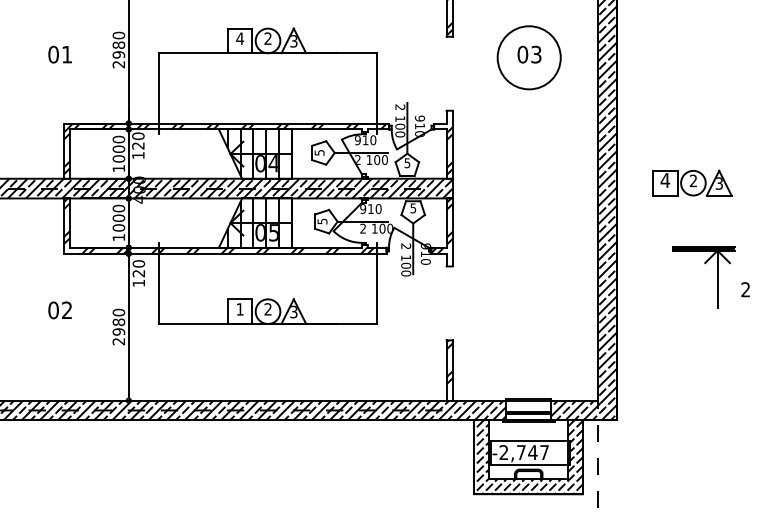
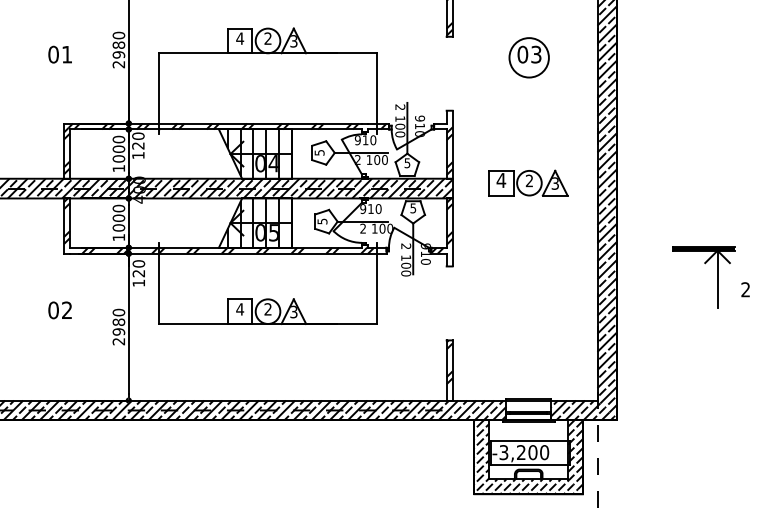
circle diameter: 63 px -> 39 px (528, 57)
part position: (692, 182) -> (528, 182) (528, 182)
text: 1 -> 4 (240, 309)
text: -2,747 -> -3,200 (524, 452)
